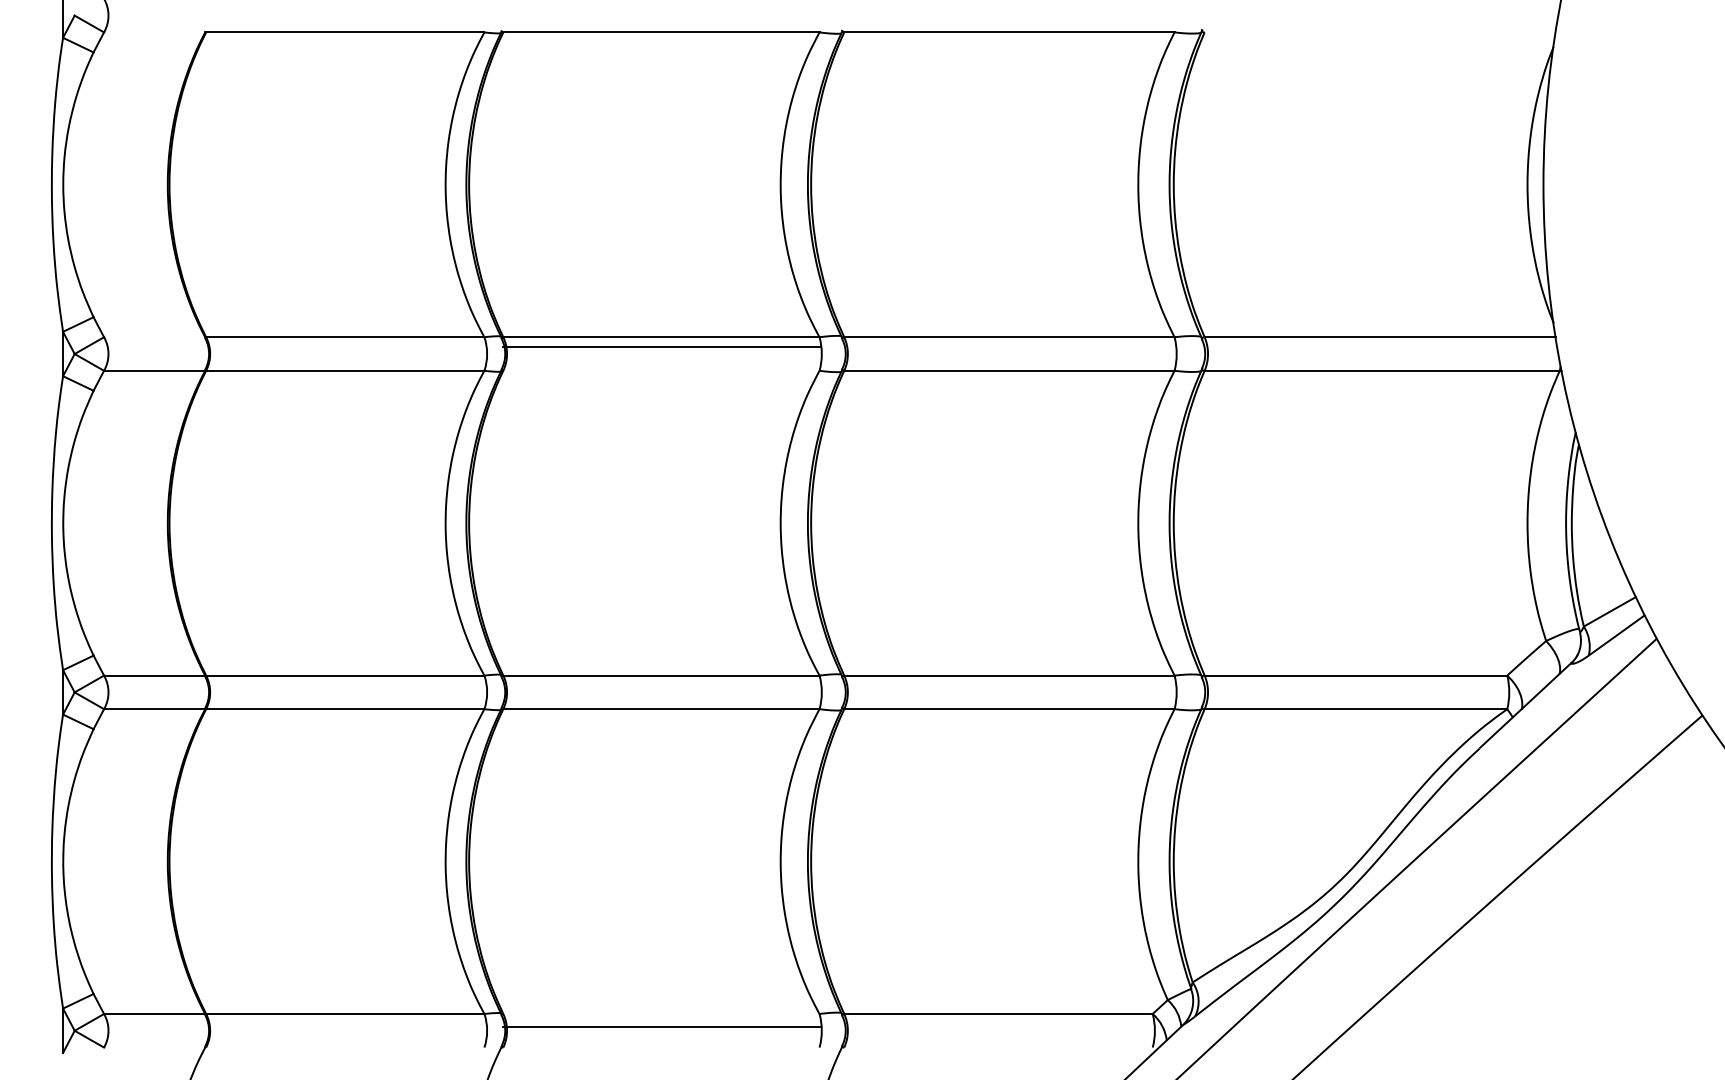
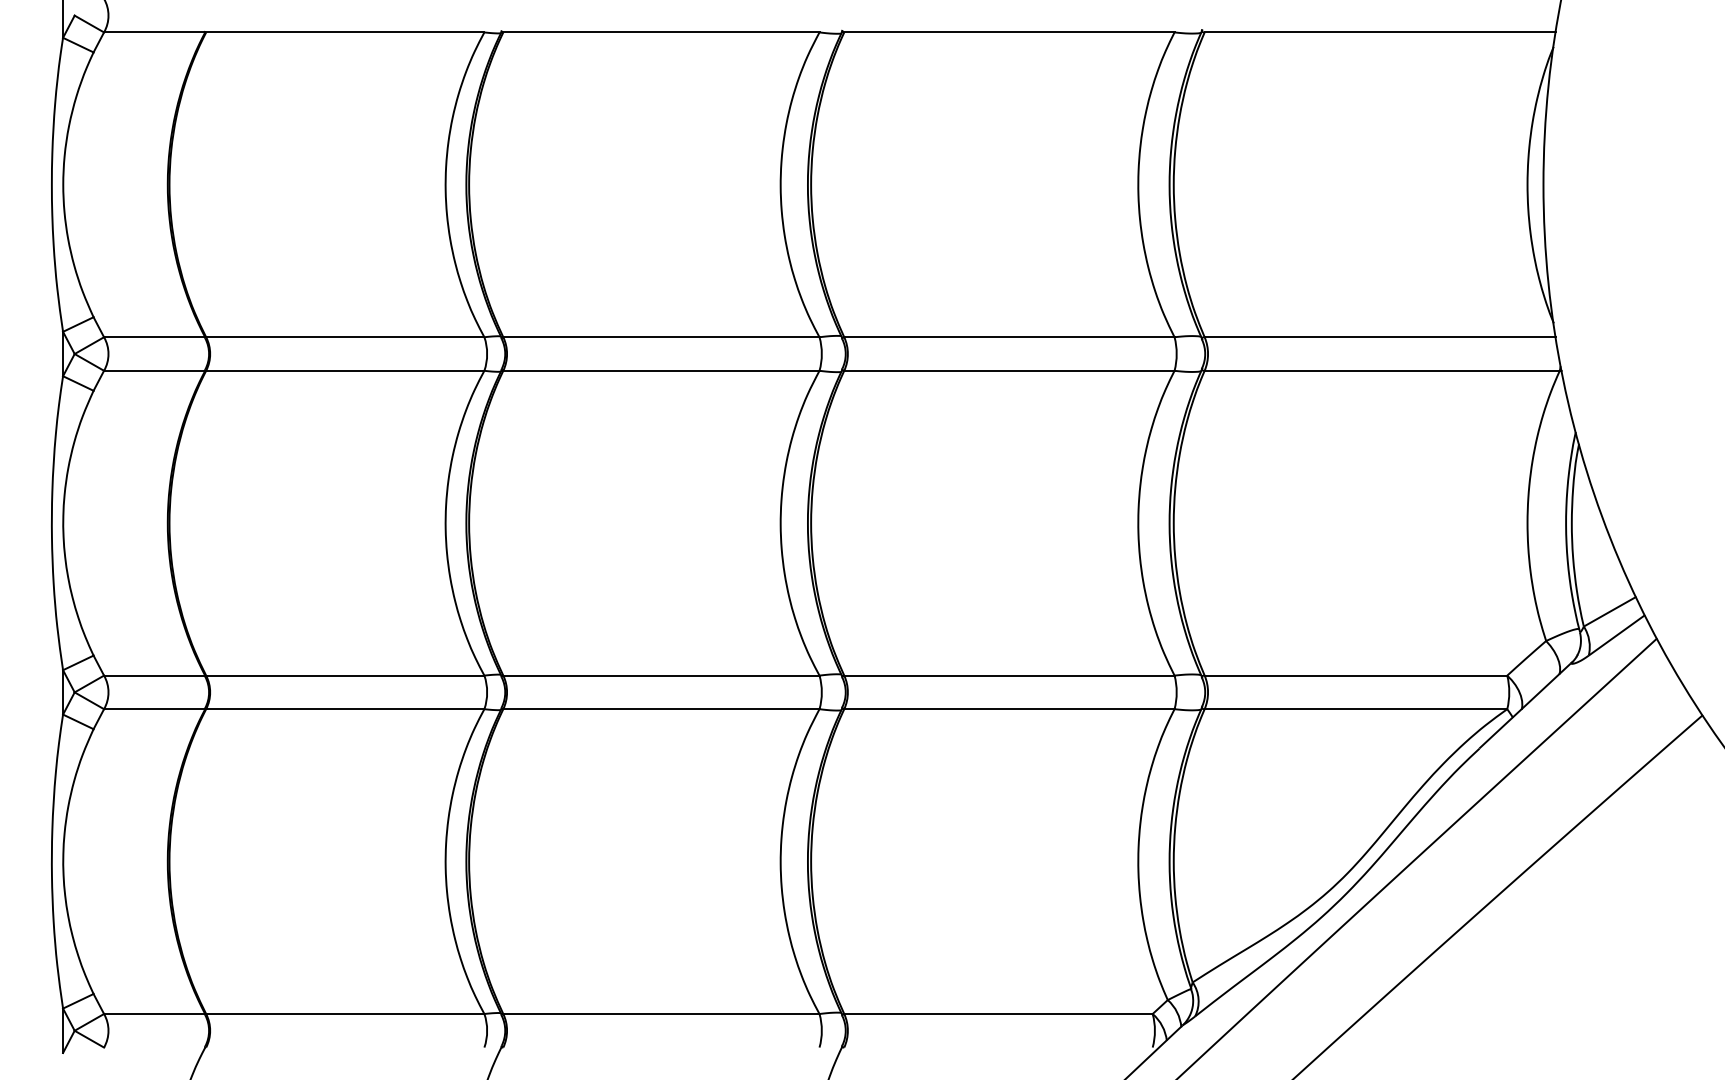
line: none -> present (154, 32)
line: none -> present (1379, 32)
line: none -> present (154, 337)
line position: (661, 346) -> (661, 370) (661, 370)
line position: (661, 1027) -> (661, 1014) (661, 1014)
